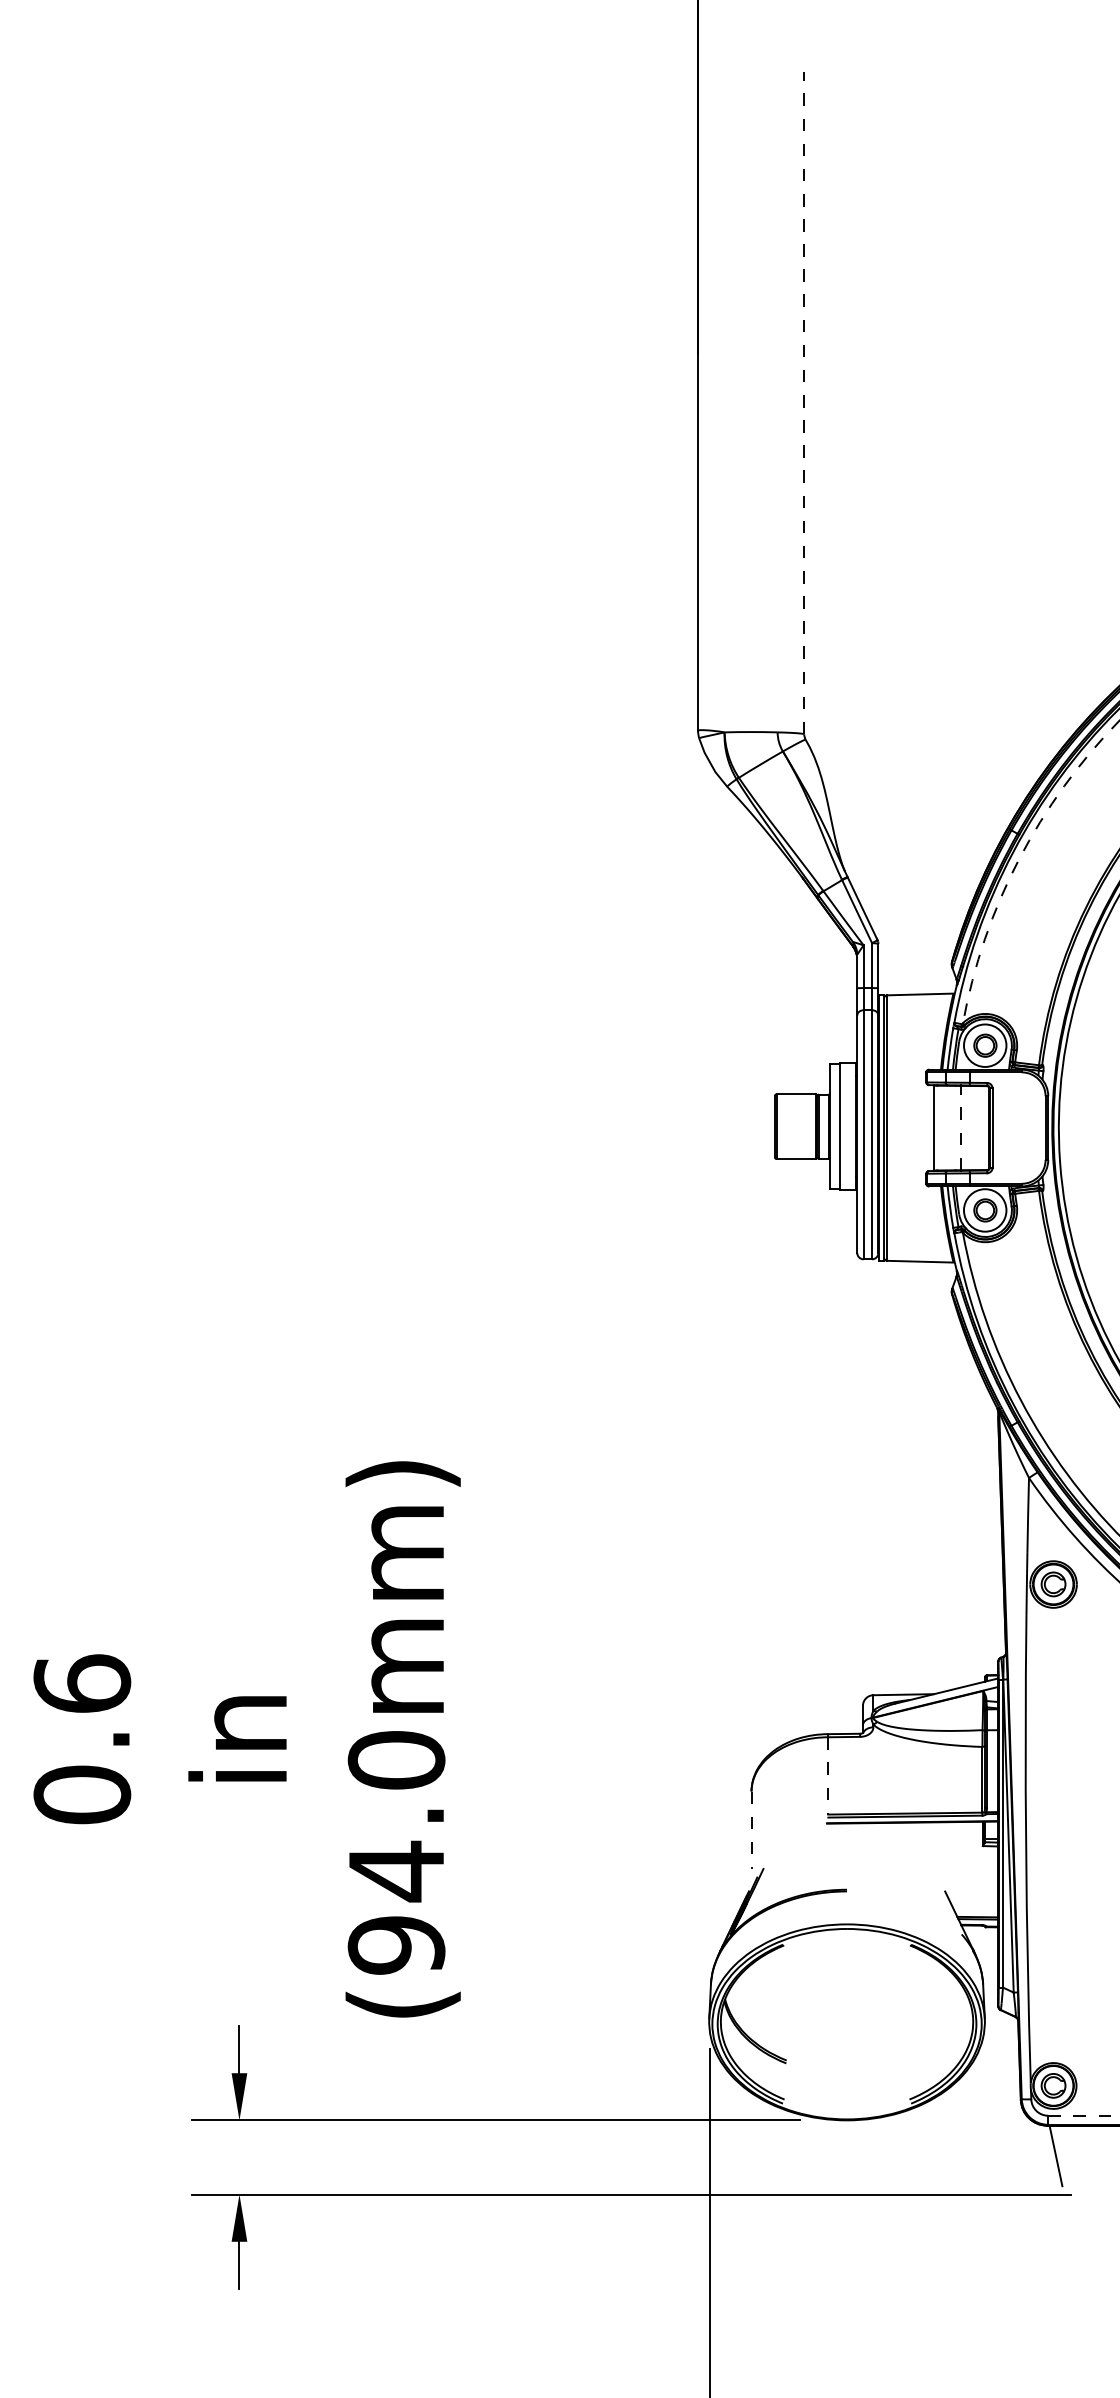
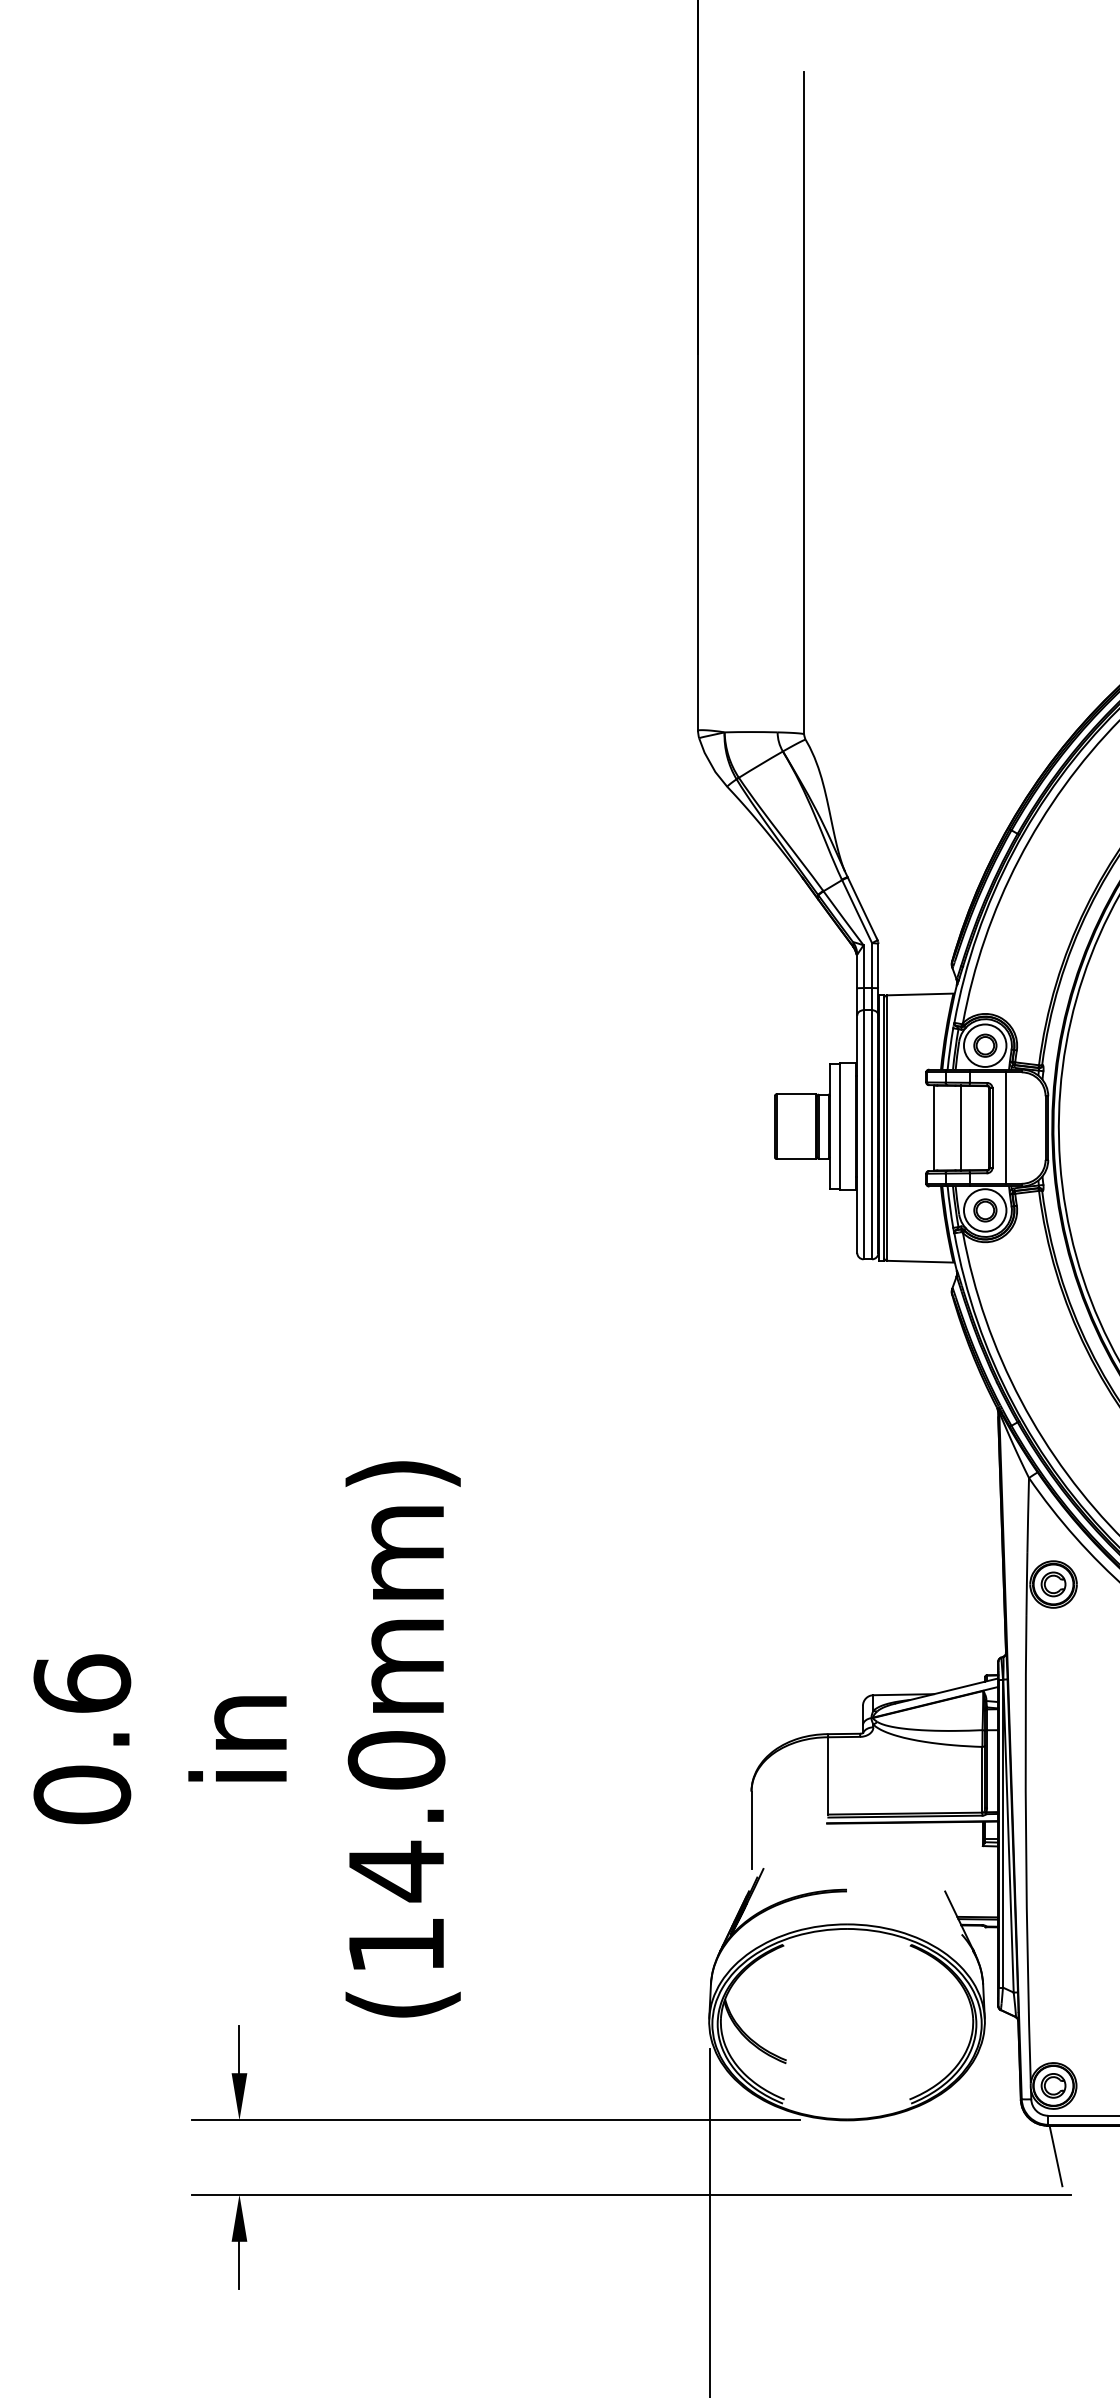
line: dashed -> solid (804, 402)
arc: dashed -> solid (1018, 859)
line: dashed -> solid (960, 1127)
line: none -> present (1005, 1127)
line: dashed -> solid (828, 1775)
line: dashed -> solid (751, 1830)
text: (94.0mm) -> (14.0mm) (396, 1945)
line: dashed -> solid (1084, 2115)
